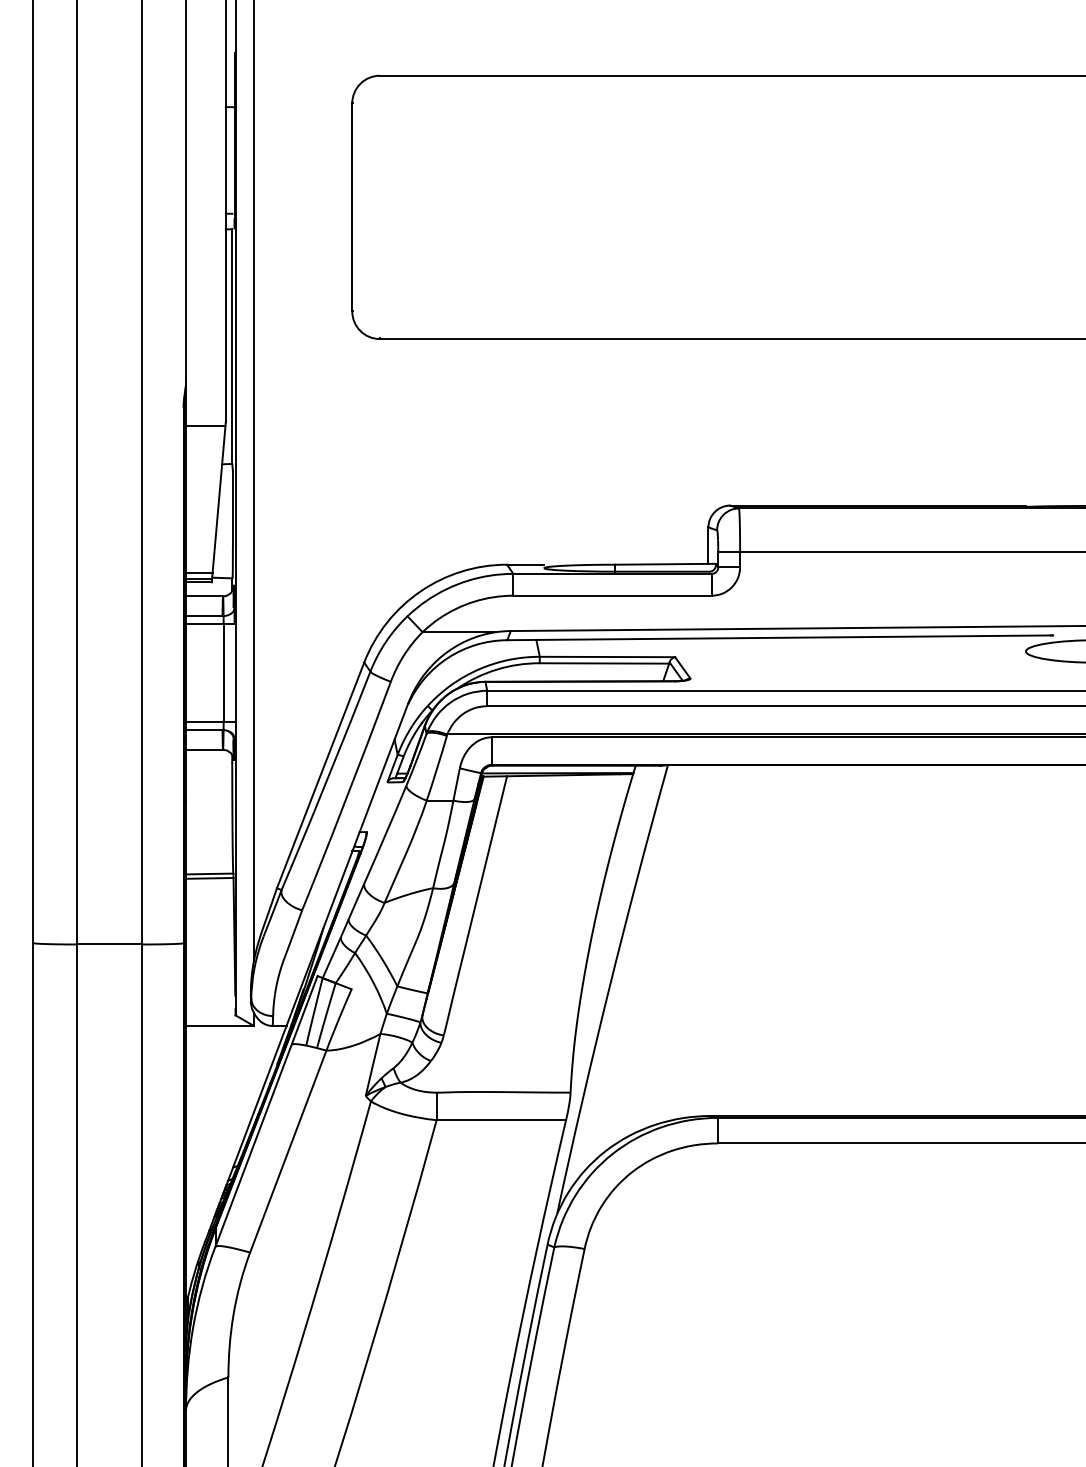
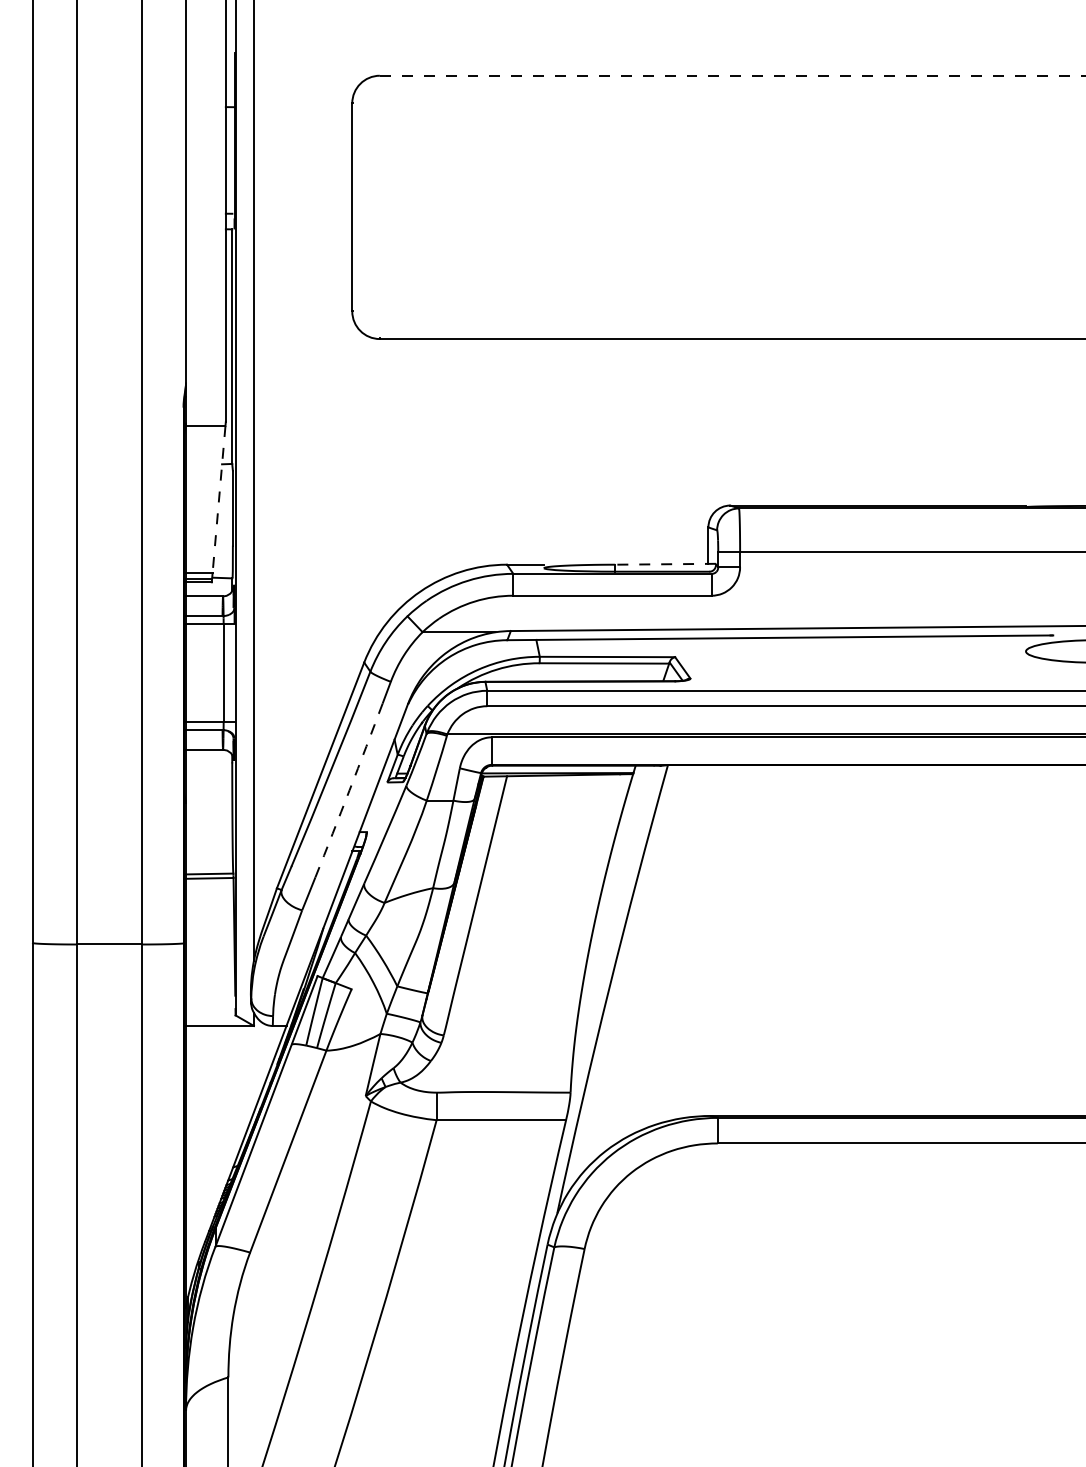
line: solid -> dashed (732, 75)
line: solid -> dashed (219, 499)
line: solid -> dashed (665, 564)
arc: solid -> dashed (349, 790)
